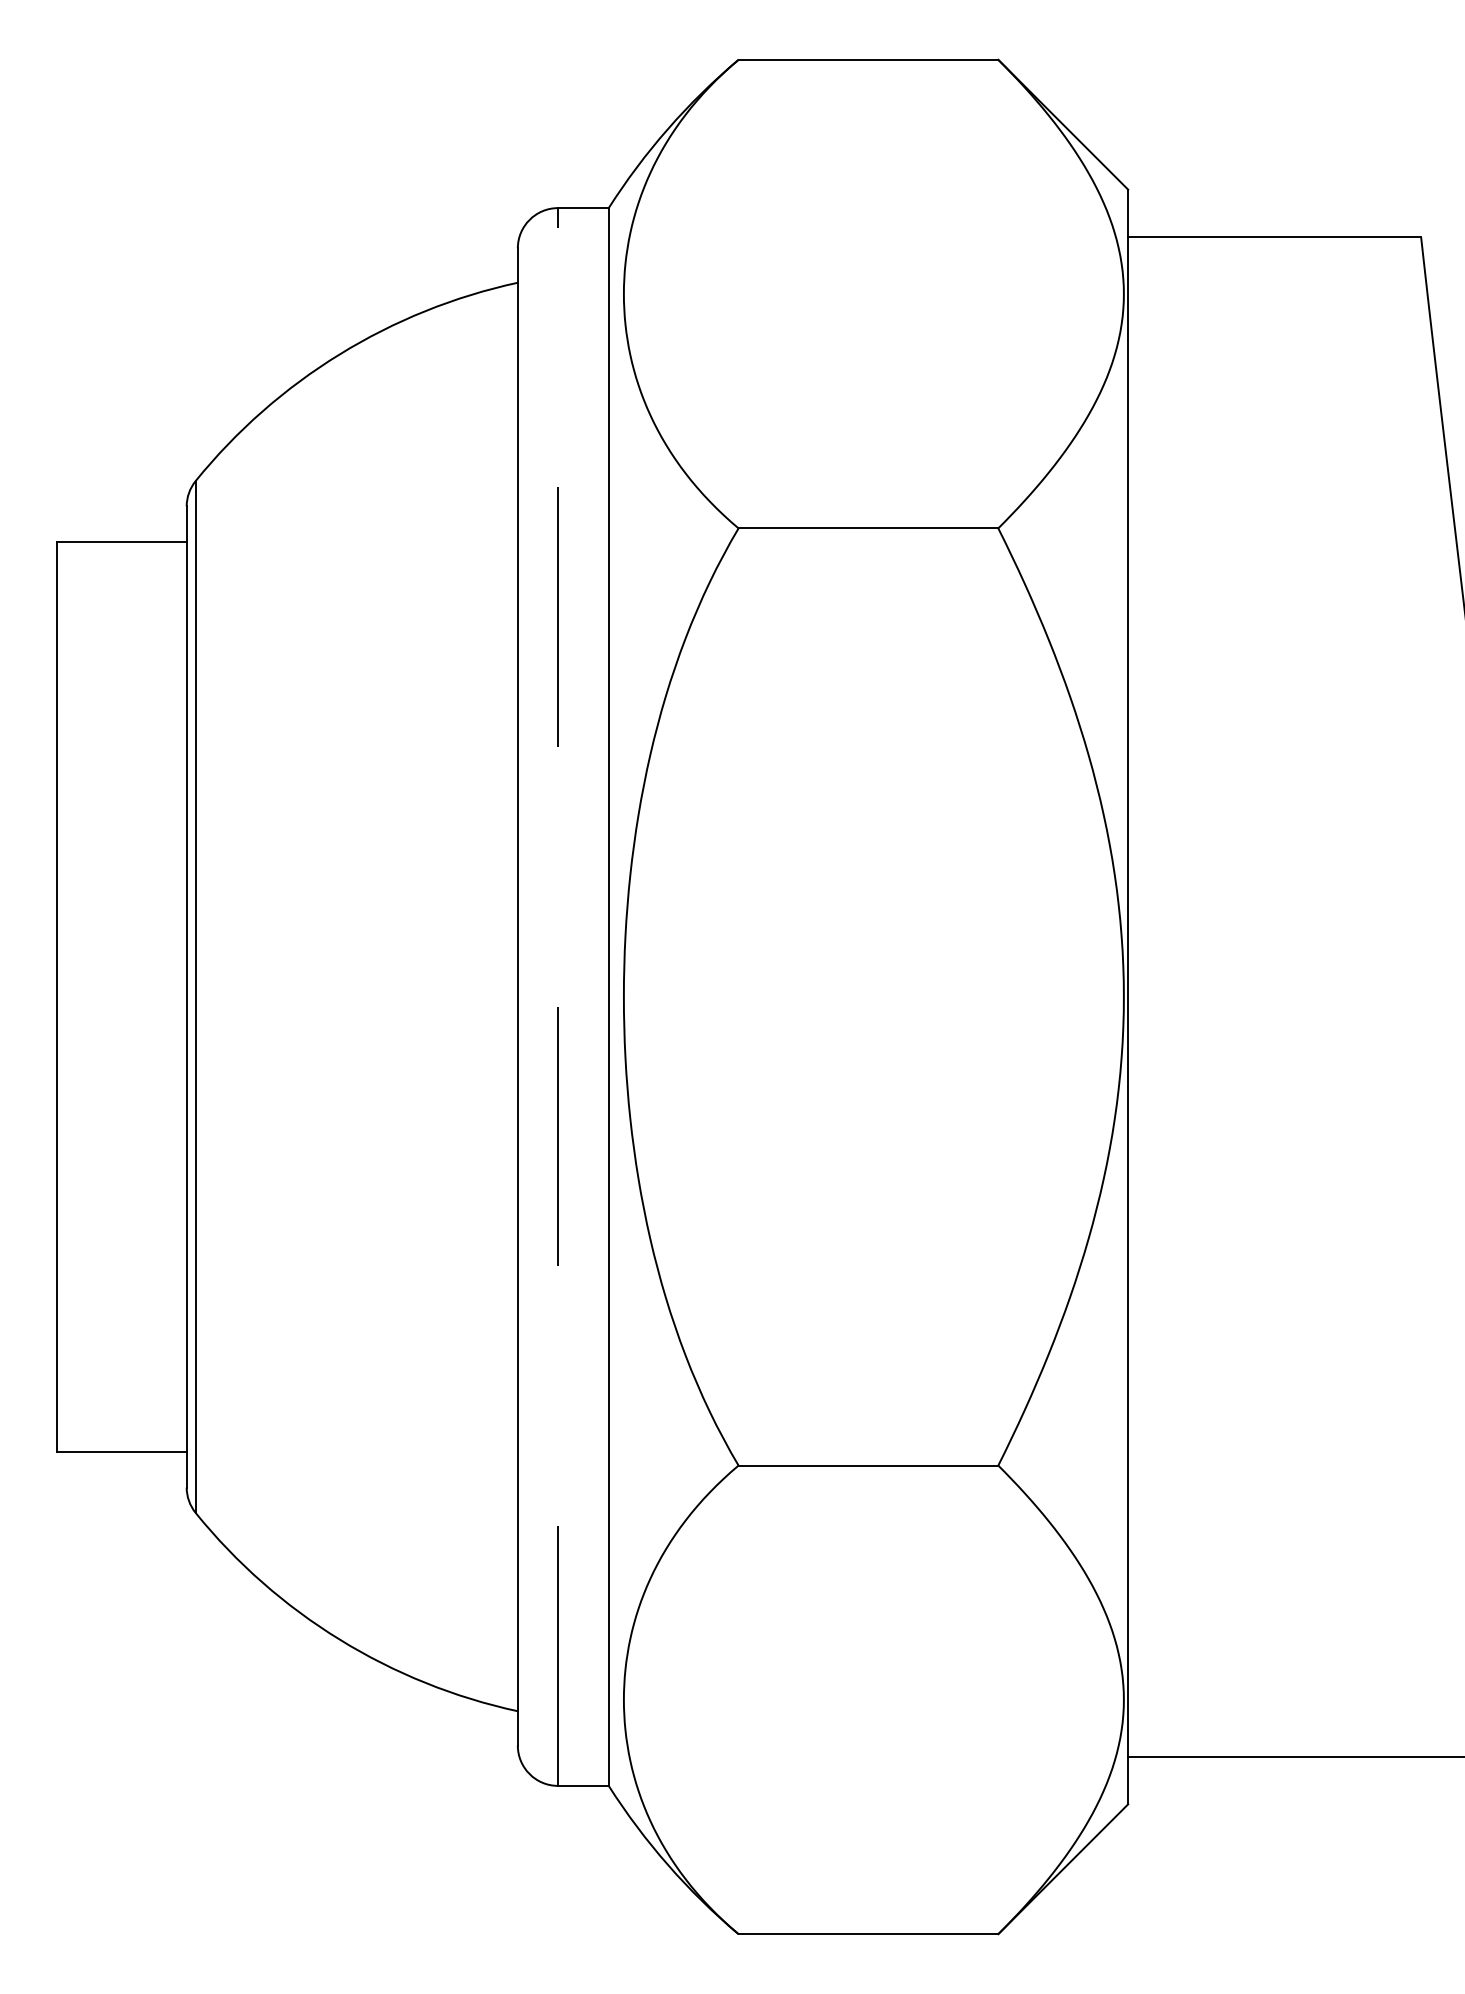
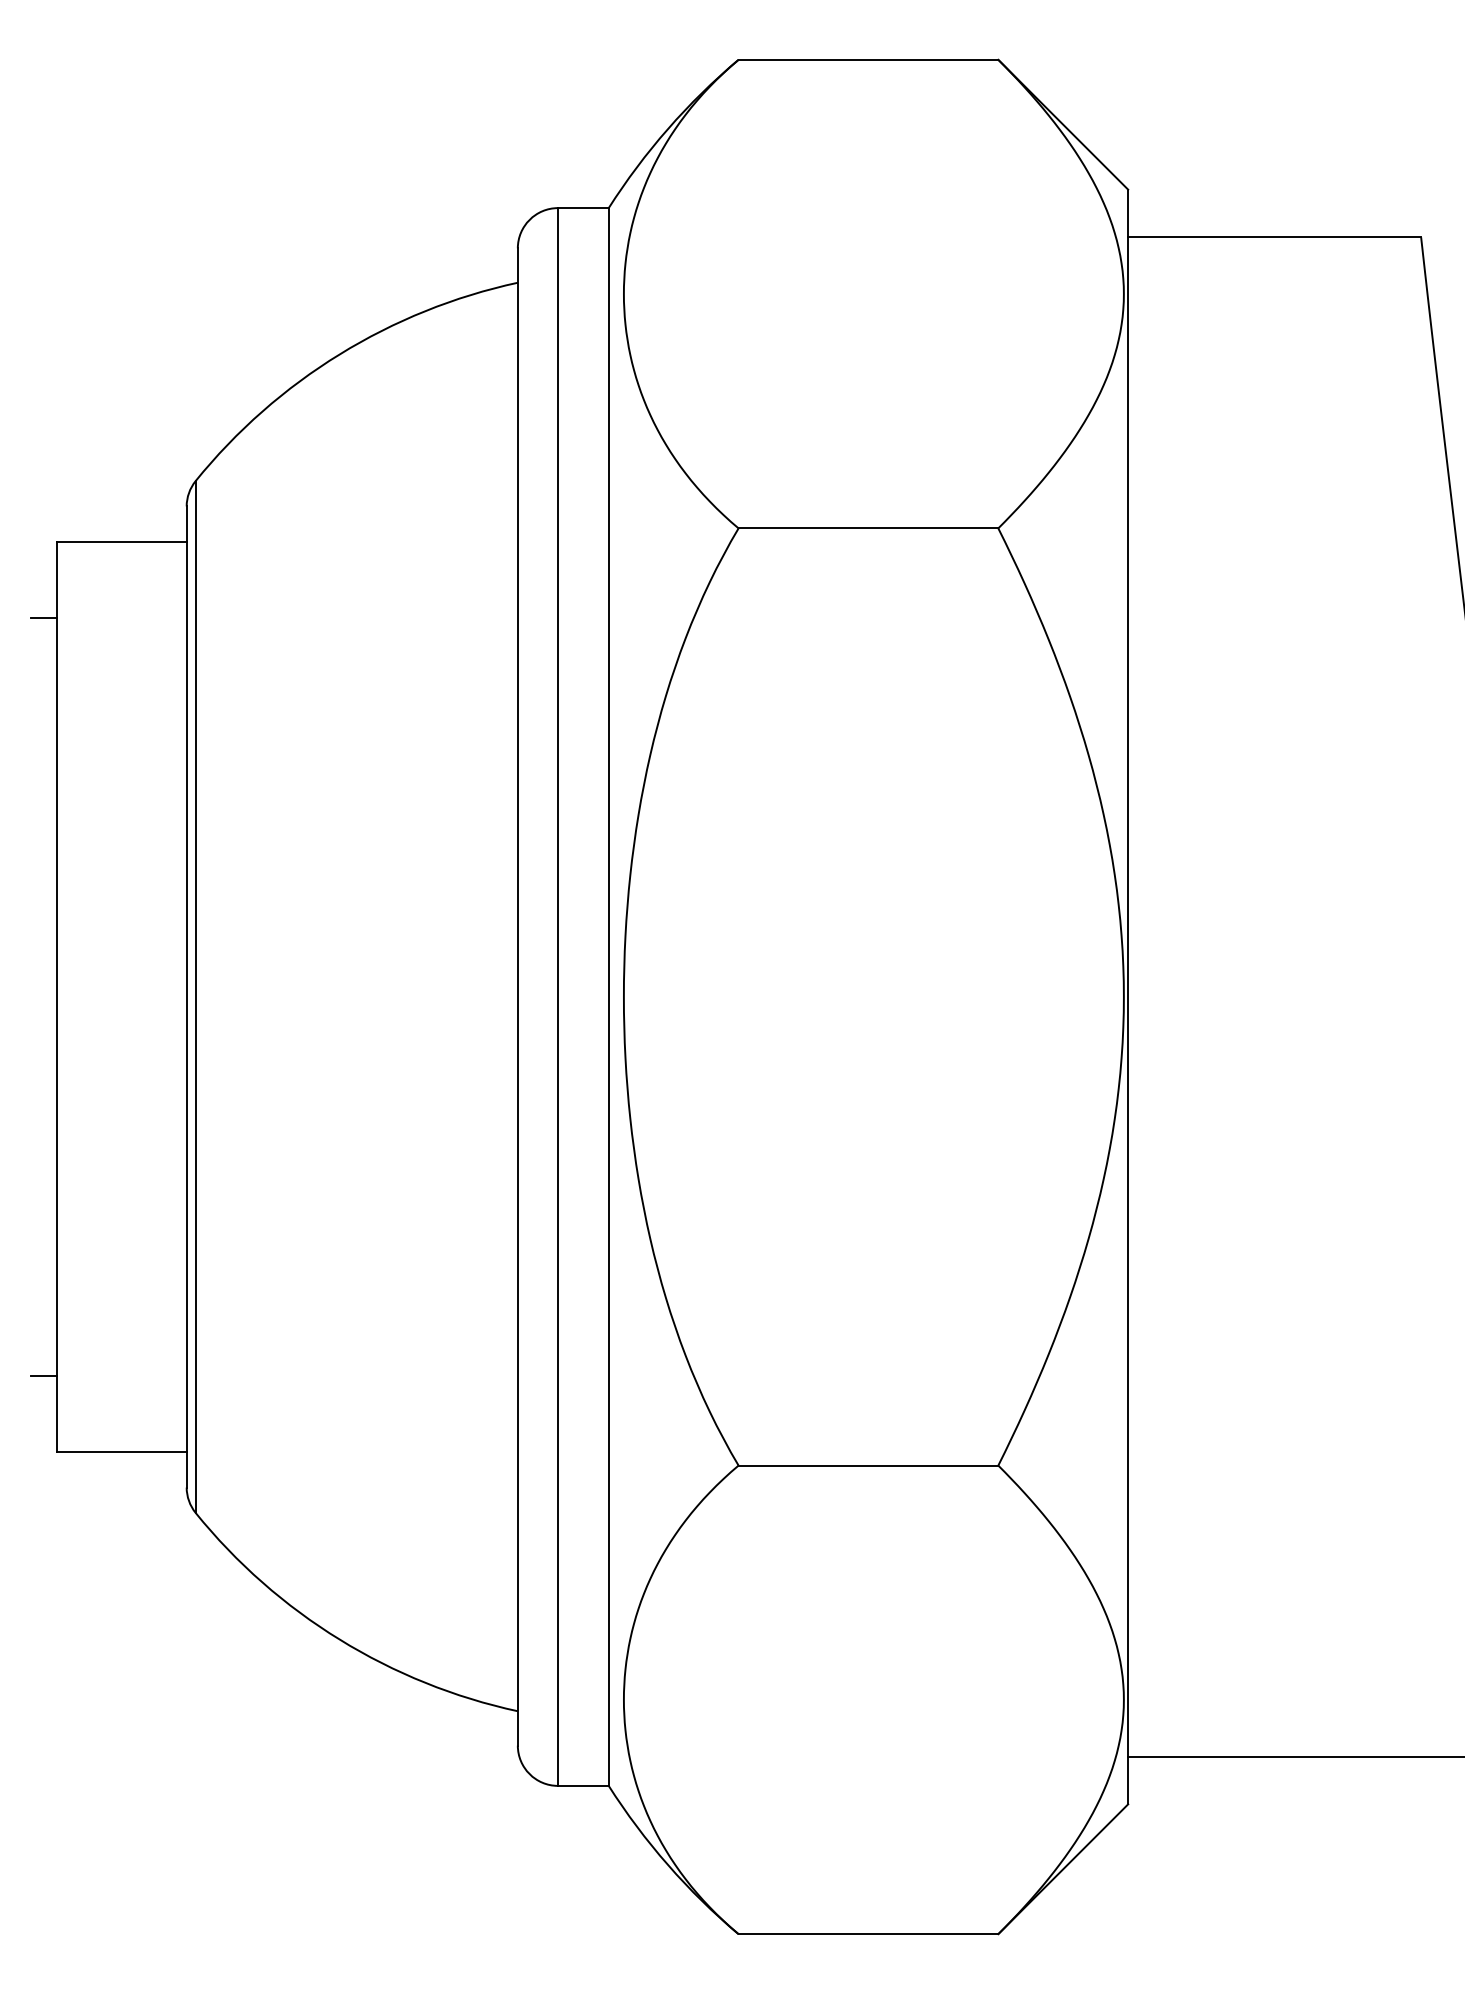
line: none -> present (43, 617)
line: dashed -> solid (558, 997)
line: none -> present (43, 1376)
